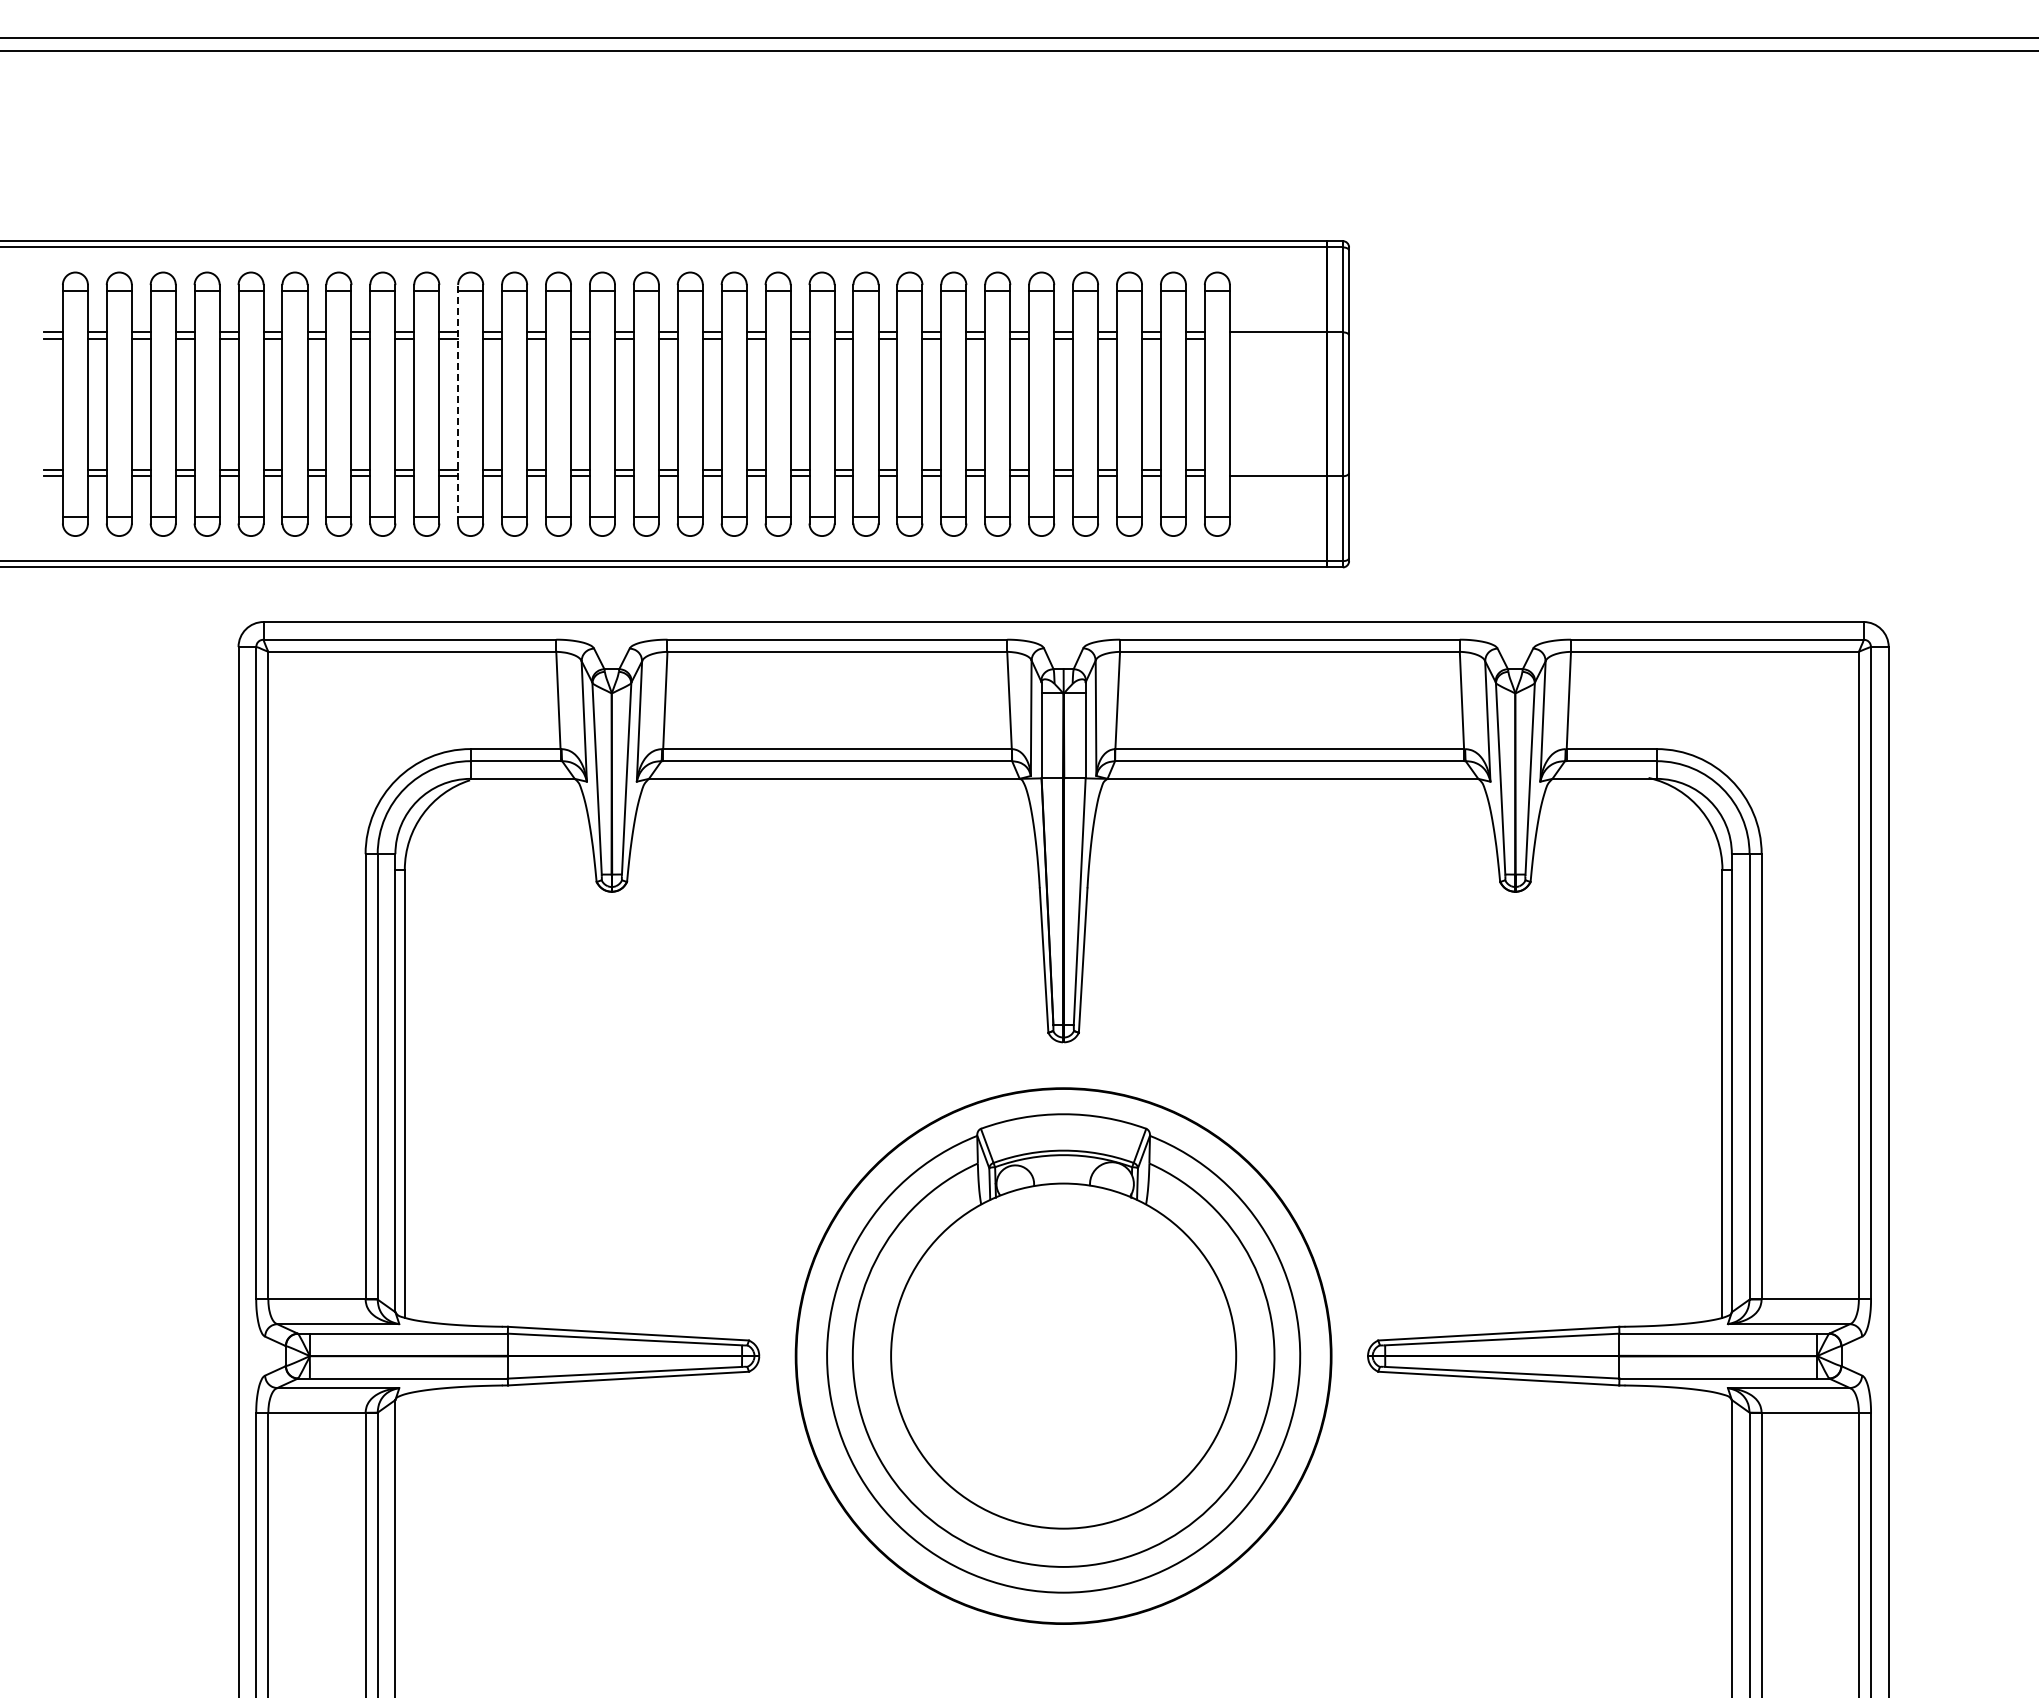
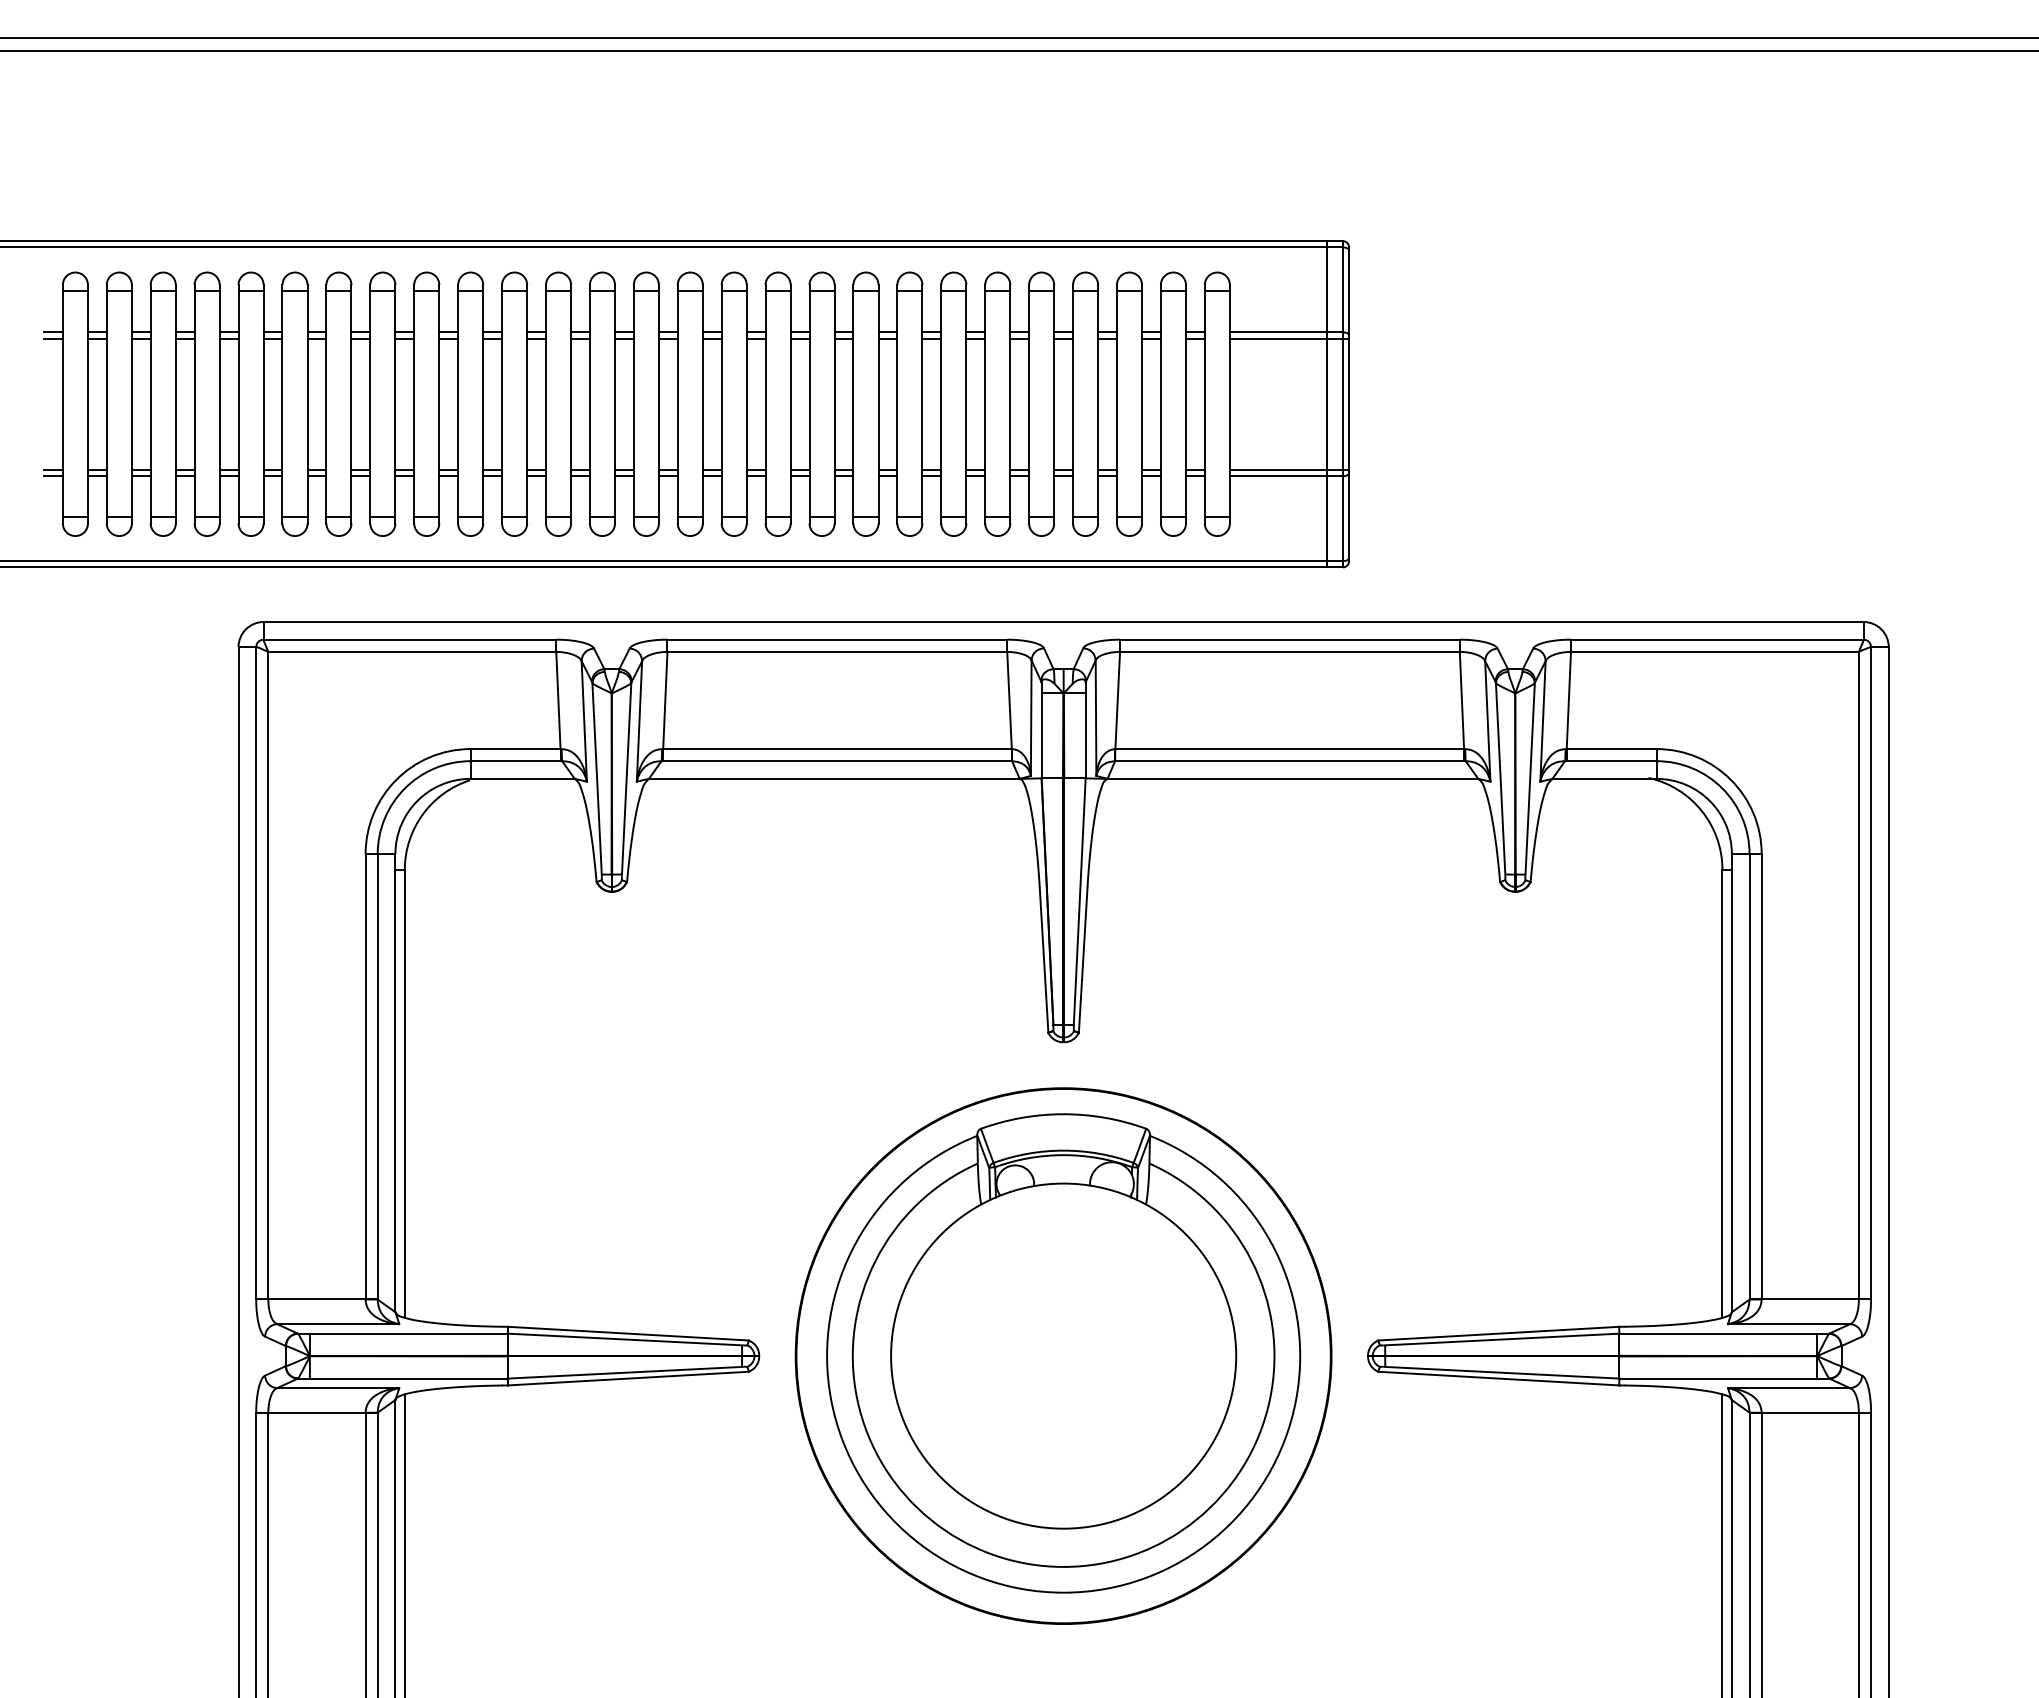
line: none -> present (1289, 338)
line: dashed -> solid (458, 403)
line: none -> present (1289, 469)
line: none -> present (404, 1544)
line: none -> present (1722, 1544)
